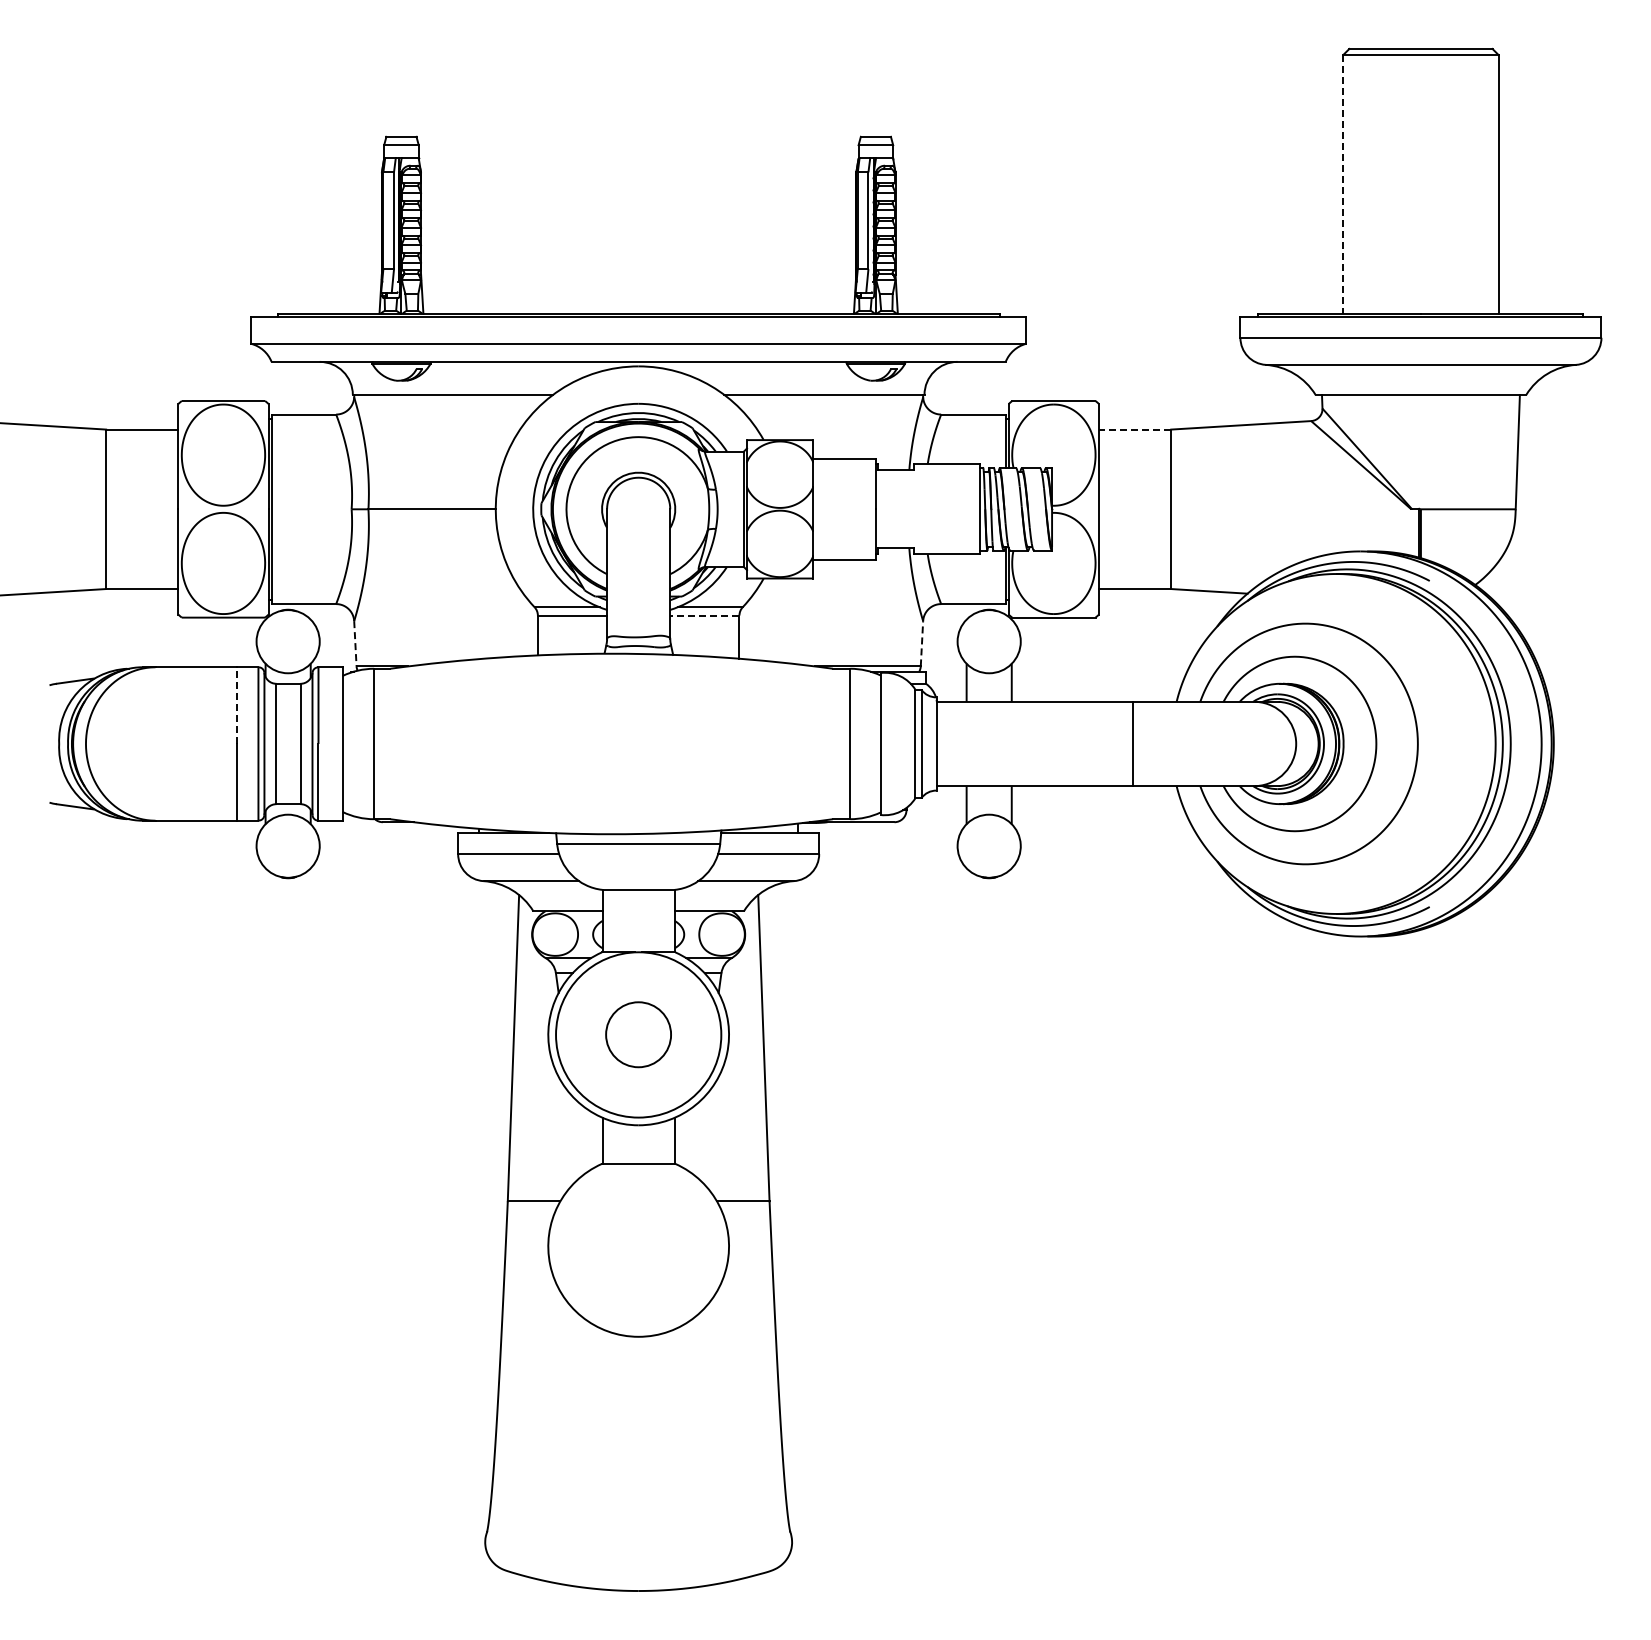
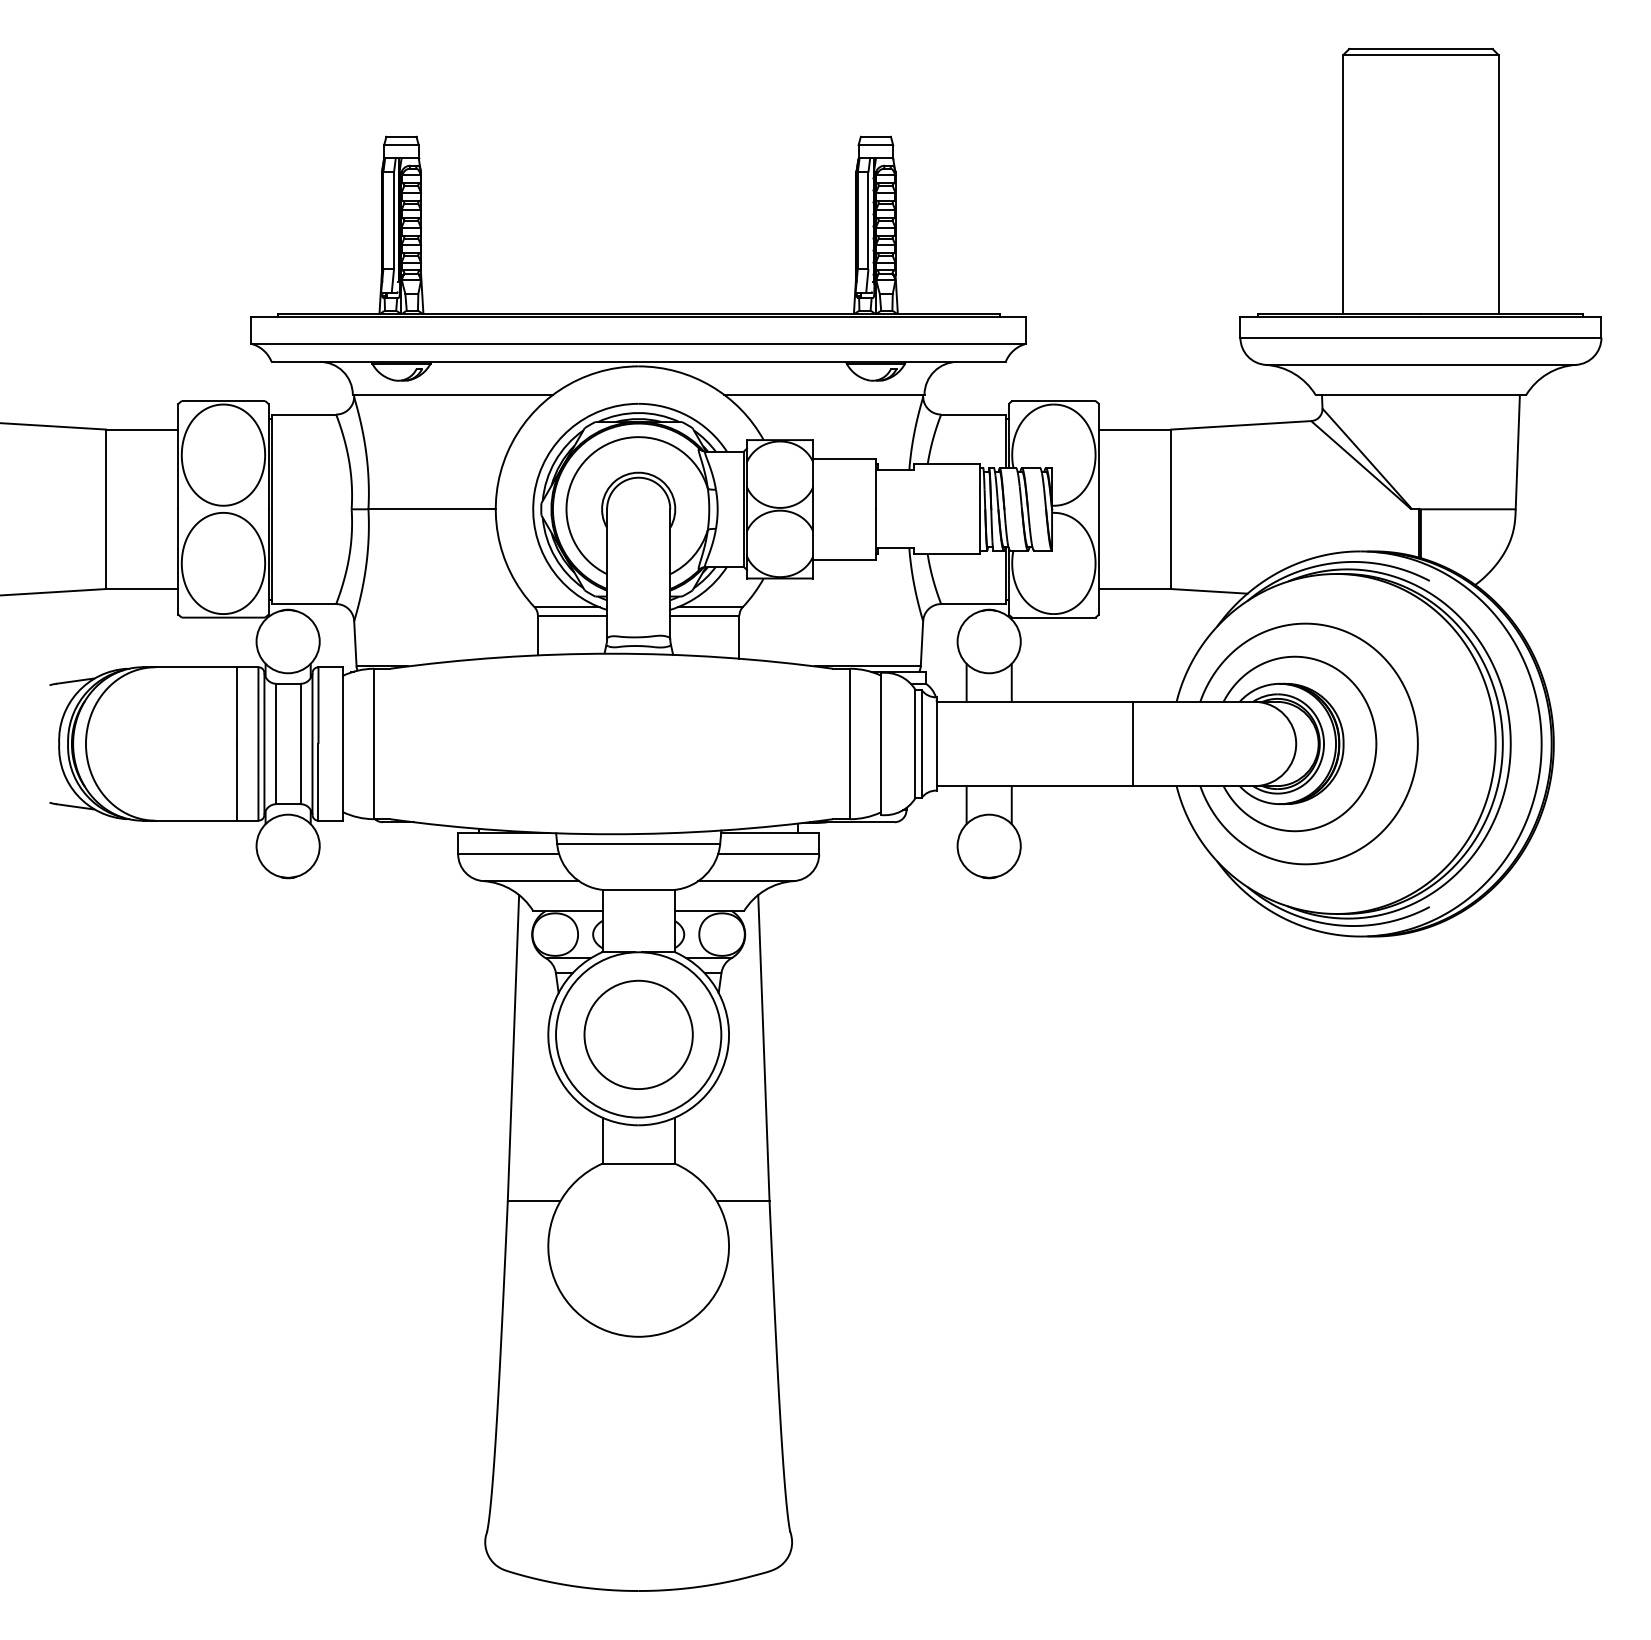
line: dashed -> solid (1343, 184)
line: dashed -> solid (1134, 429)
line: dashed -> solid (704, 615)
line: dashed -> solid (355, 643)
line: dashed -> solid (921, 643)
line: dashed -> solid (237, 705)
circle size: 67x68 px -> 111x111 px (638, 1034)
